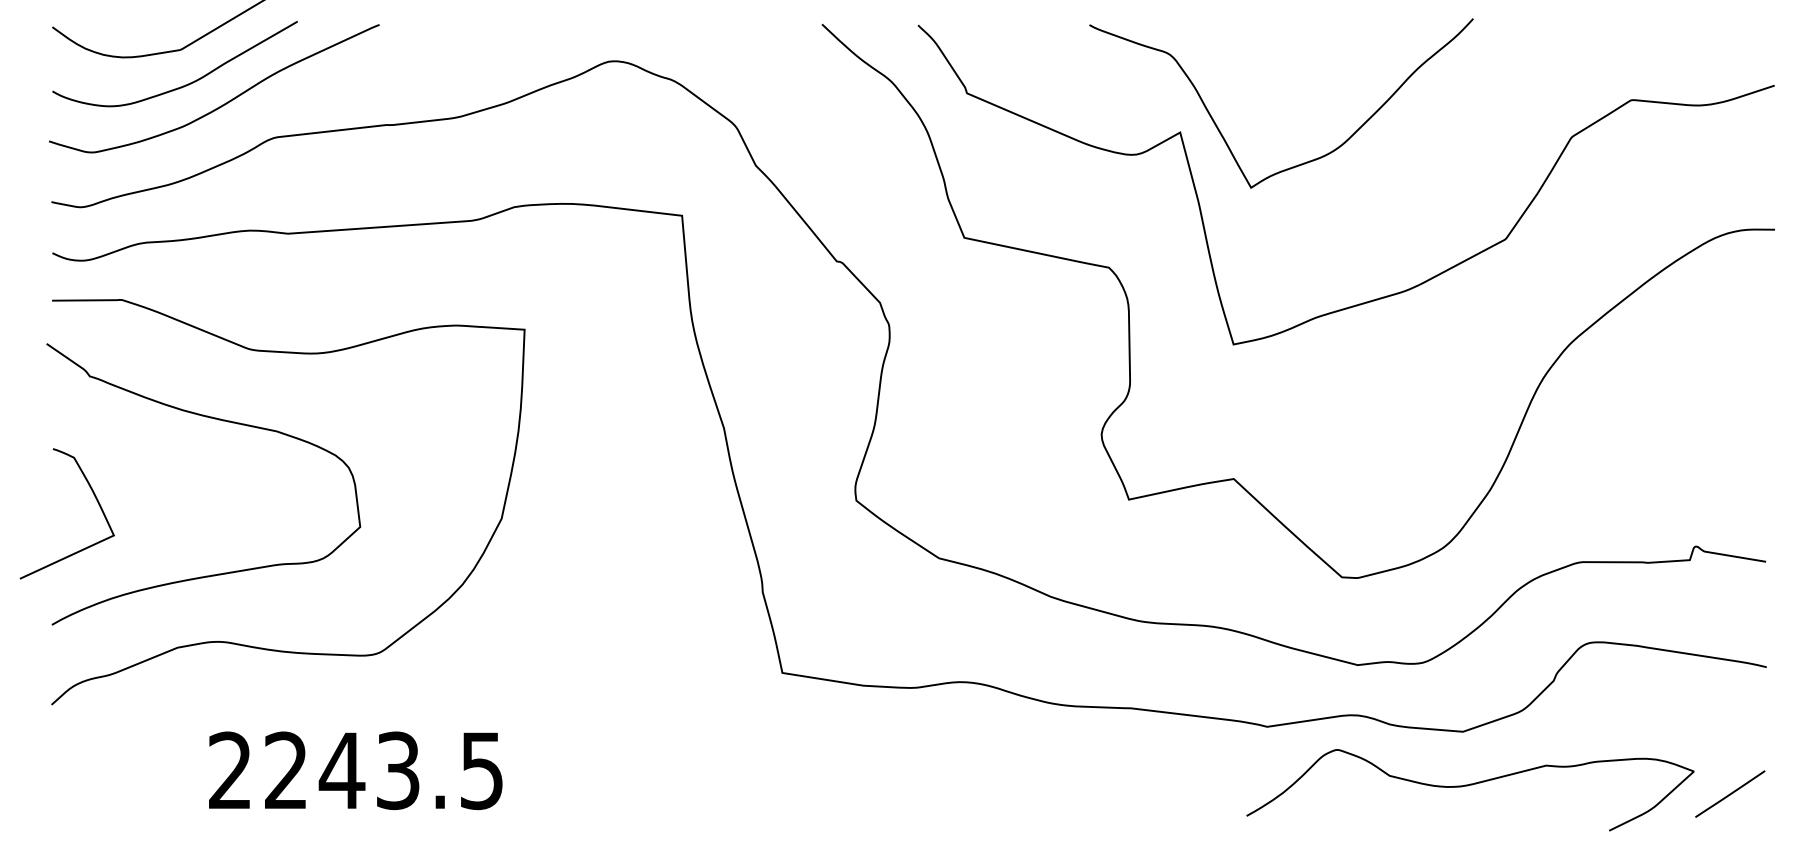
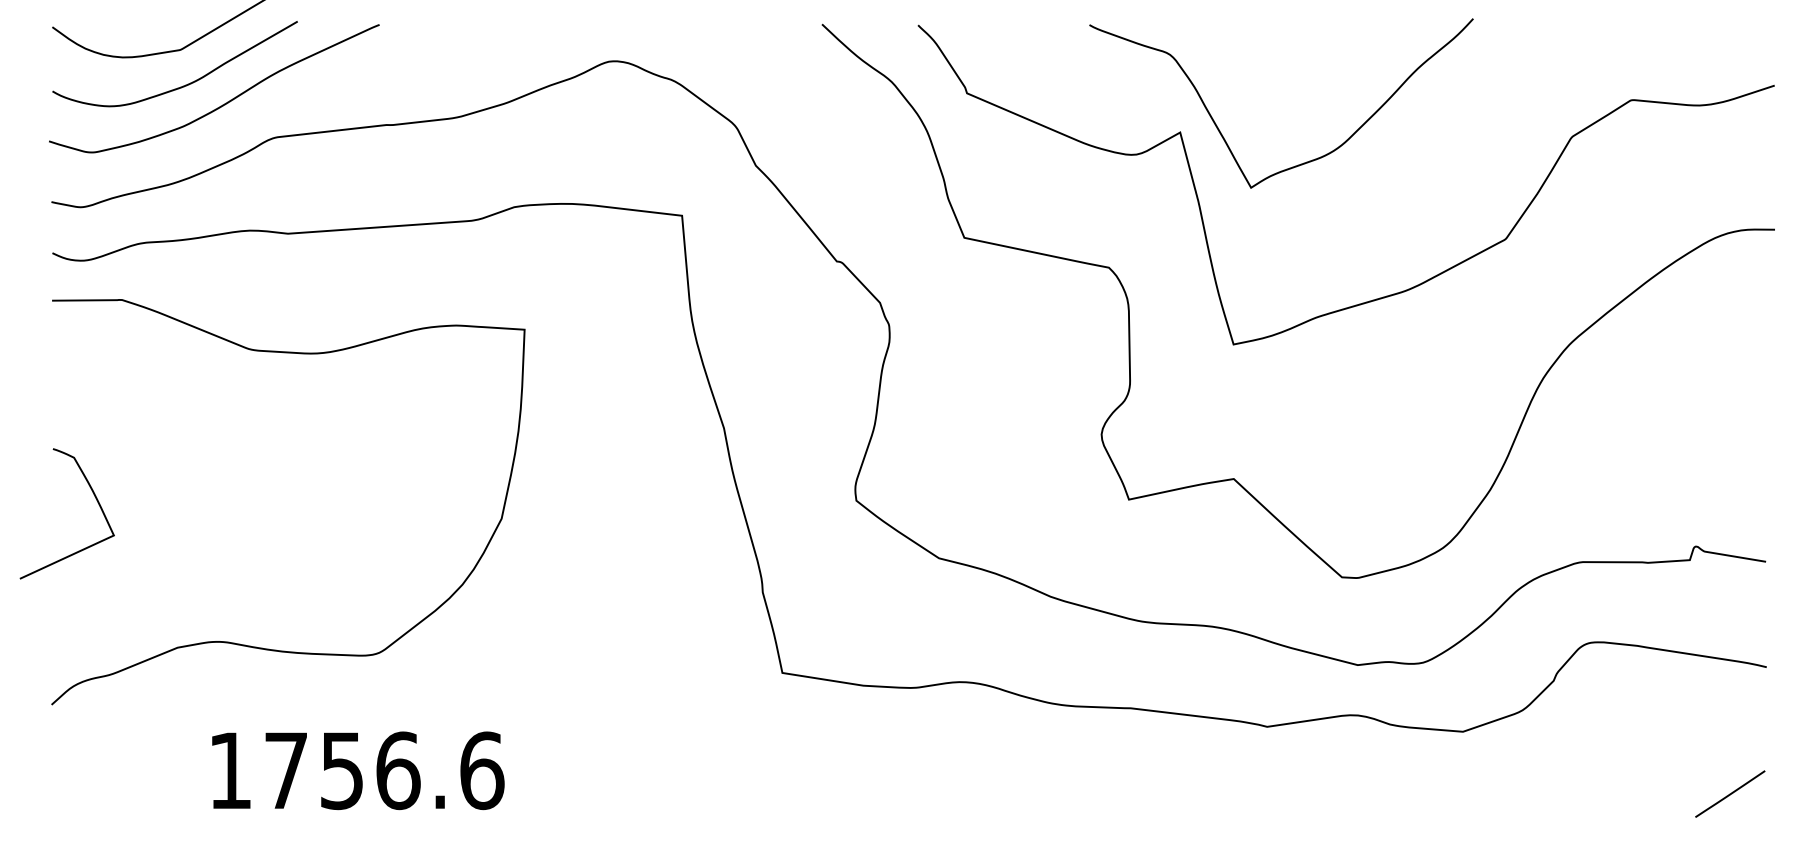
curve: present -> none (218, 420)
text: 2243.5 -> 1756.6 (356, 770)
curve: present -> none (1470, 785)
